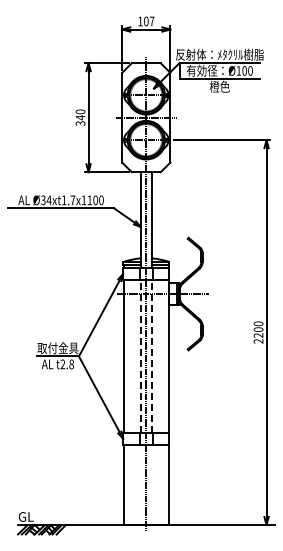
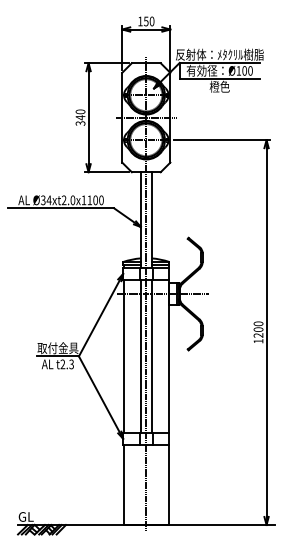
text: 107 -> 150 (148, 21)
text: Ø34xt1.7x1100 -> Ø34xt2.0x1100 (68, 200)
text: 2200 -> 1200 (258, 341)
line: dashed -> solid (140, 355)
line: dashed -> solid (151, 355)
text: t2.8 -> t2.3 (71, 363)
